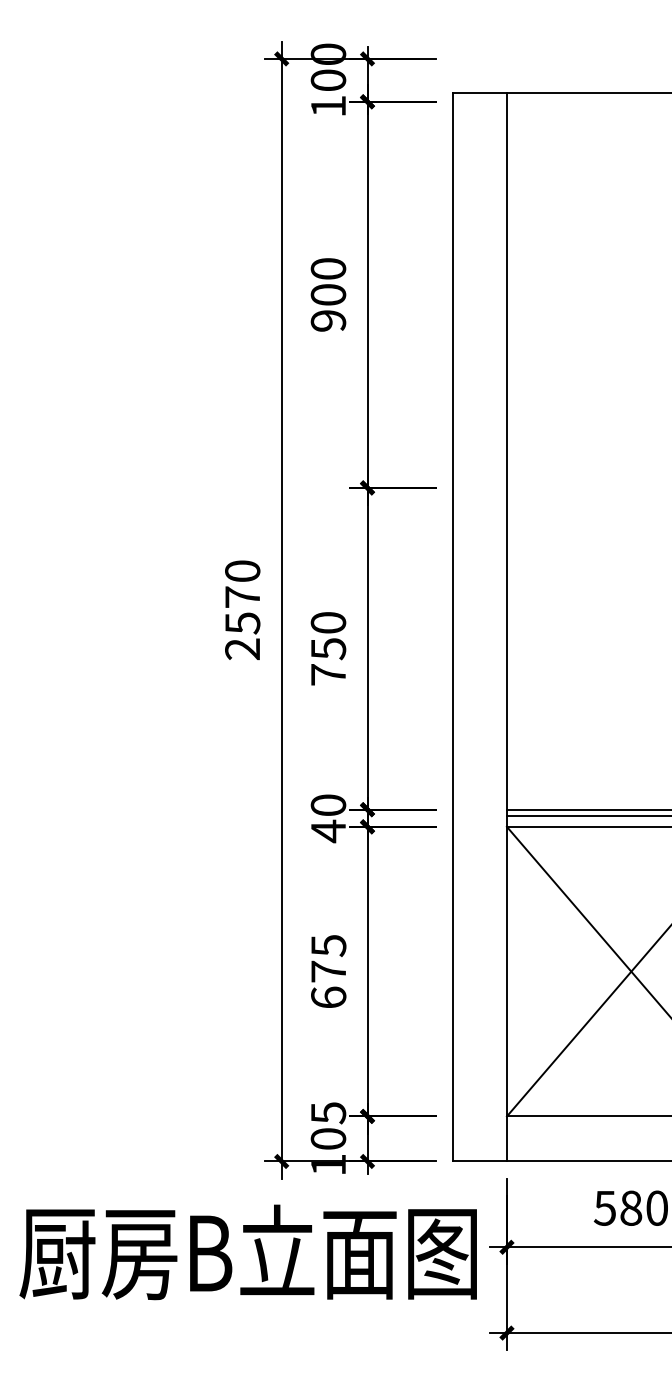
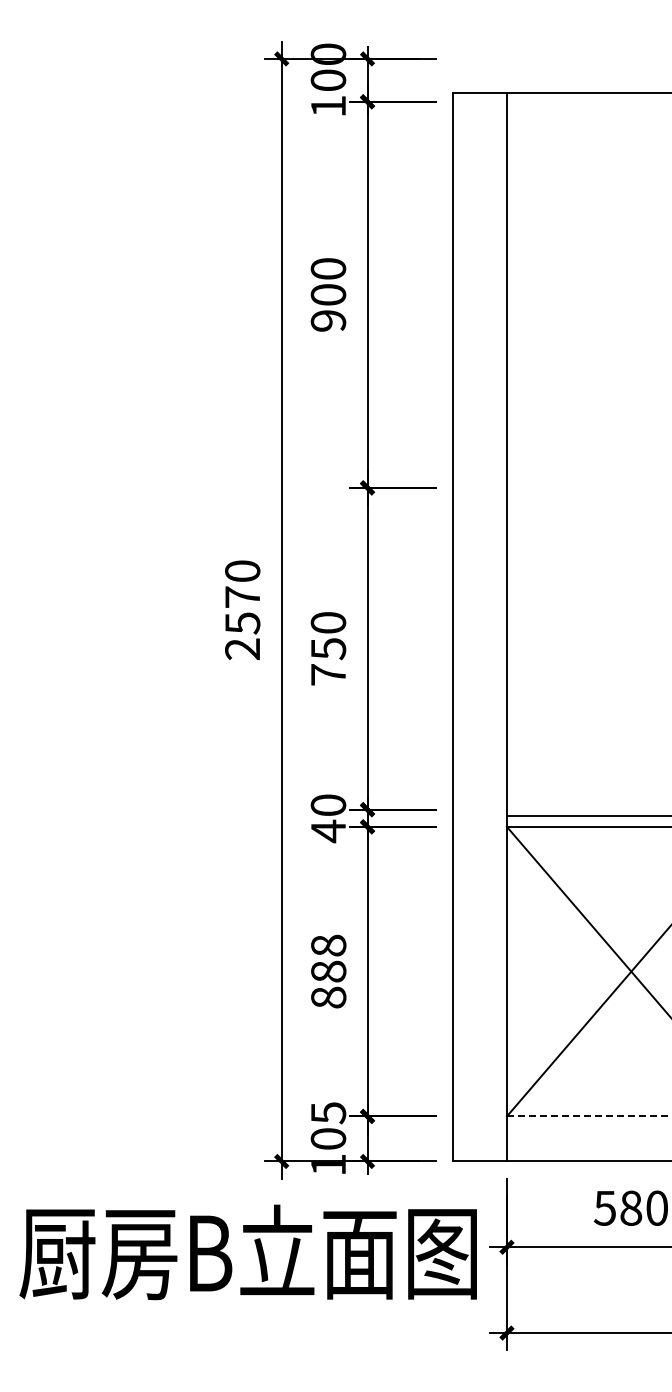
line: present -> none (587, 809)
text: 675 -> 888 (328, 971)
line: solid -> dashed (589, 1116)
